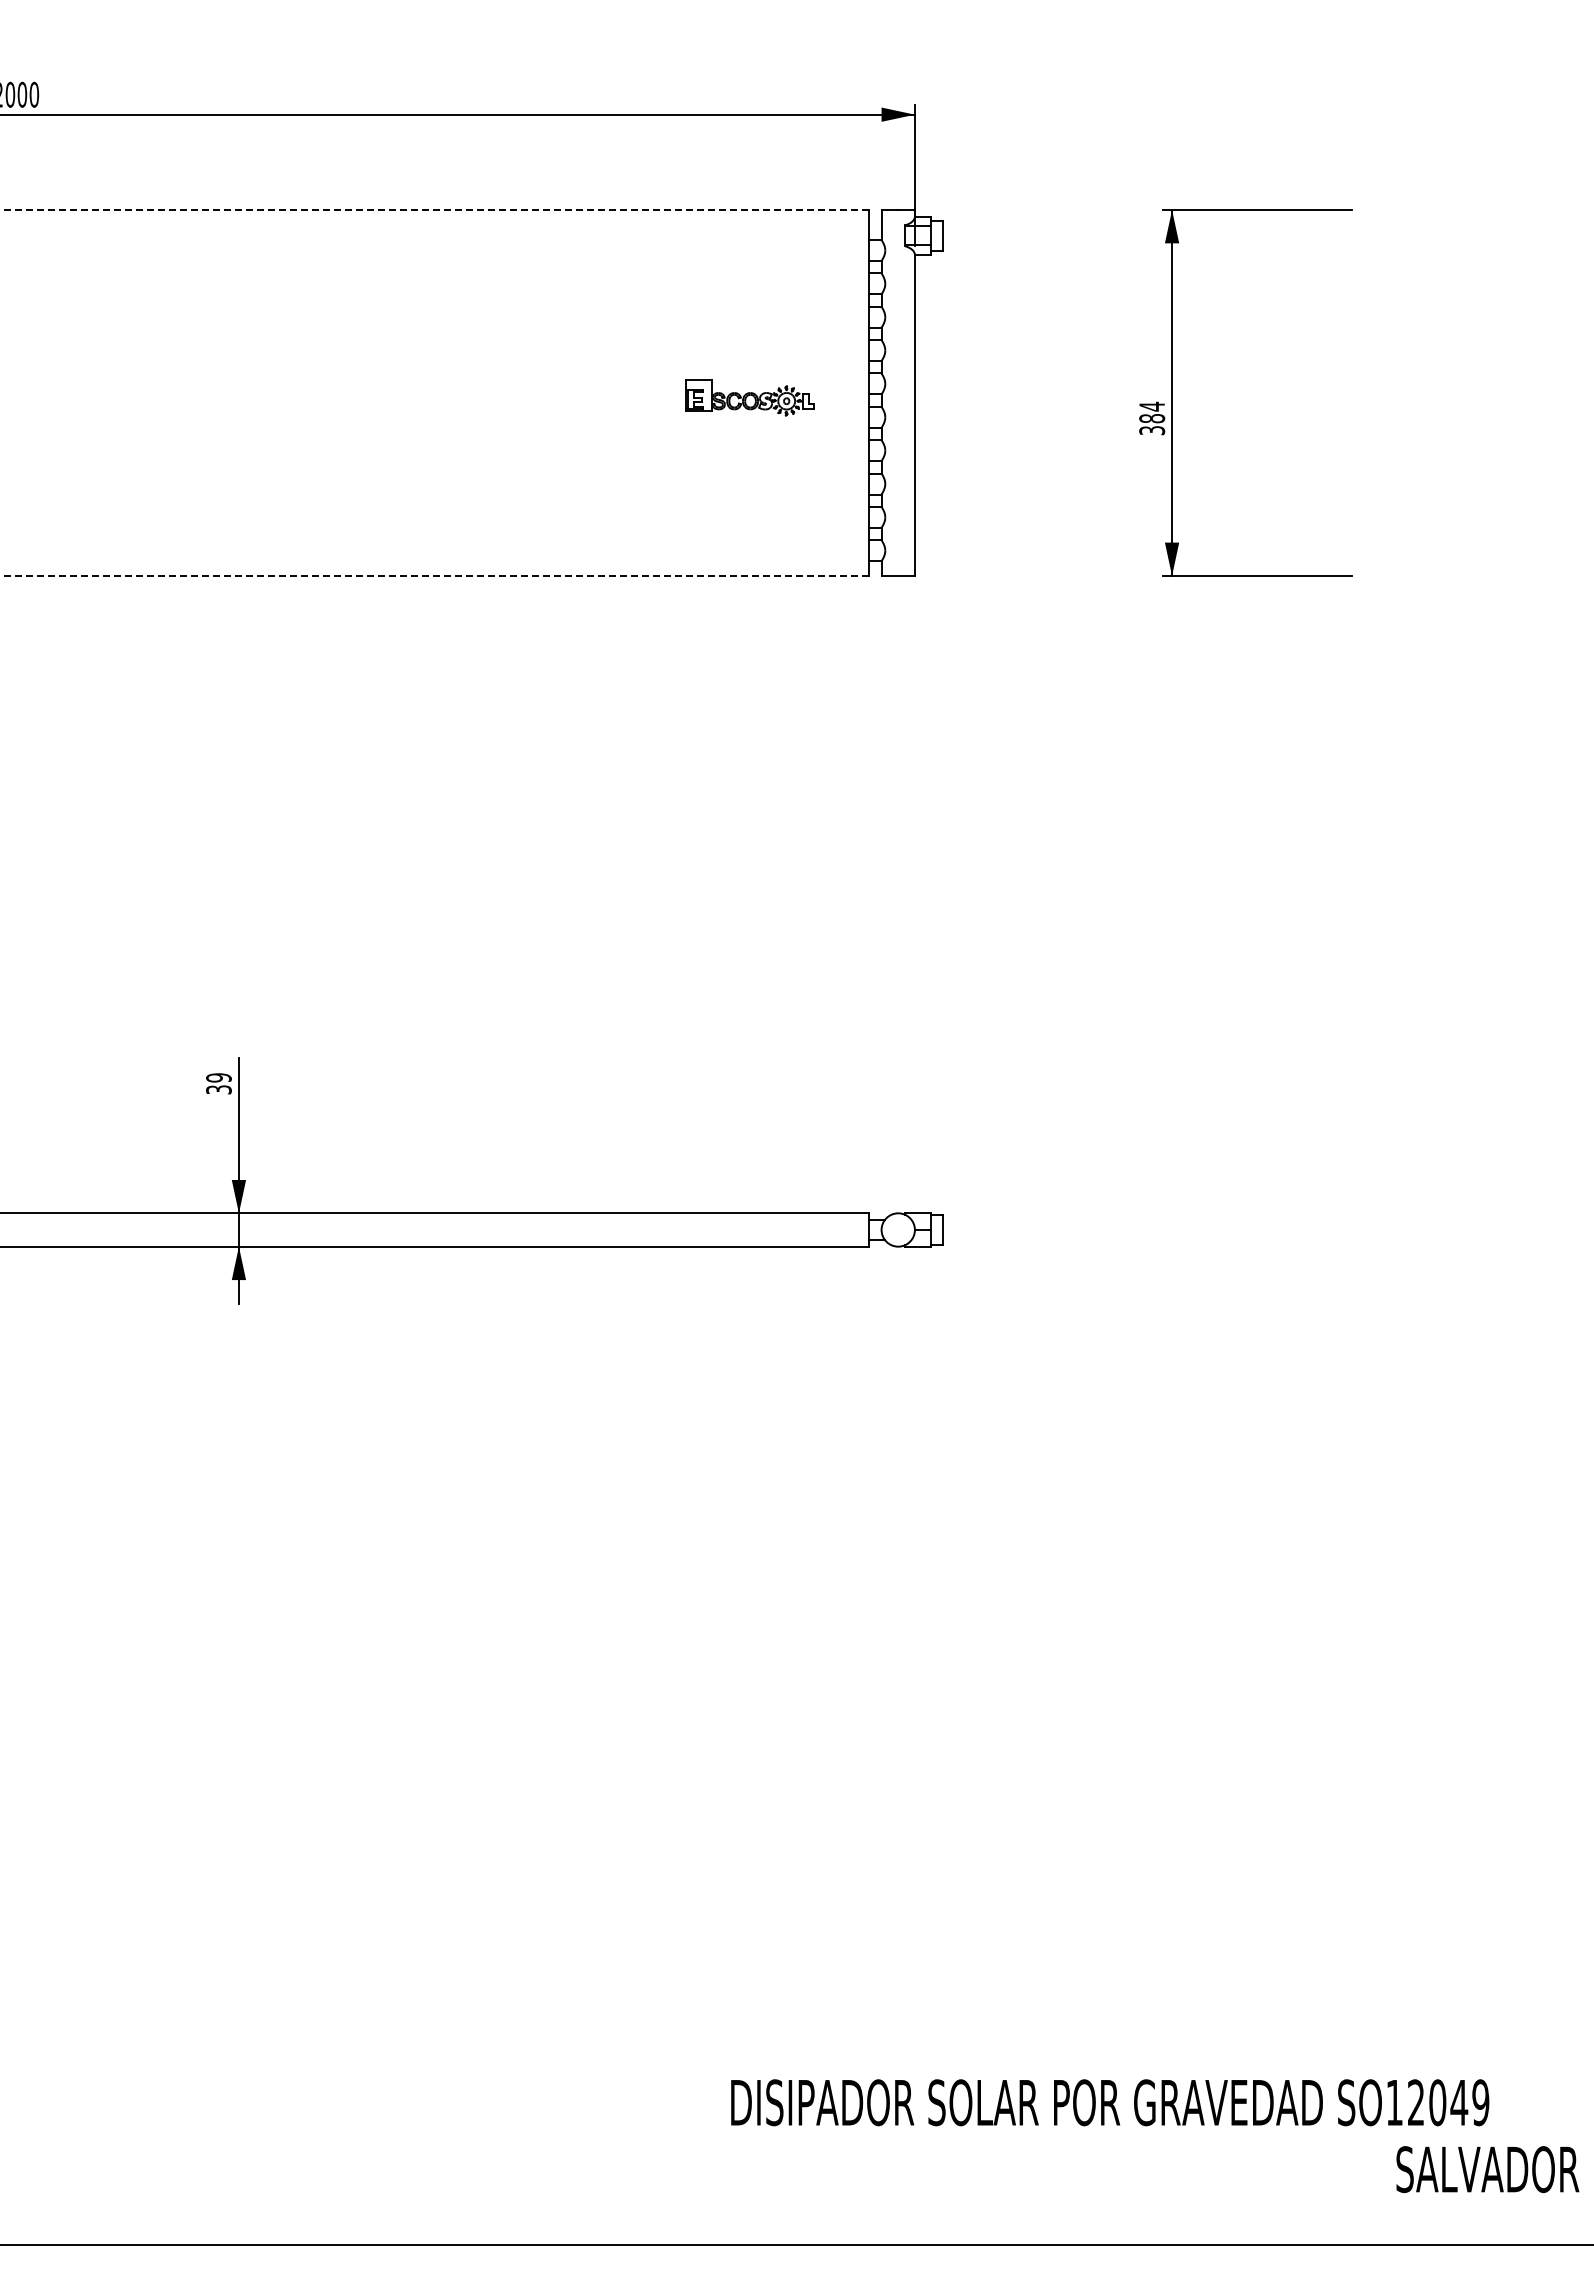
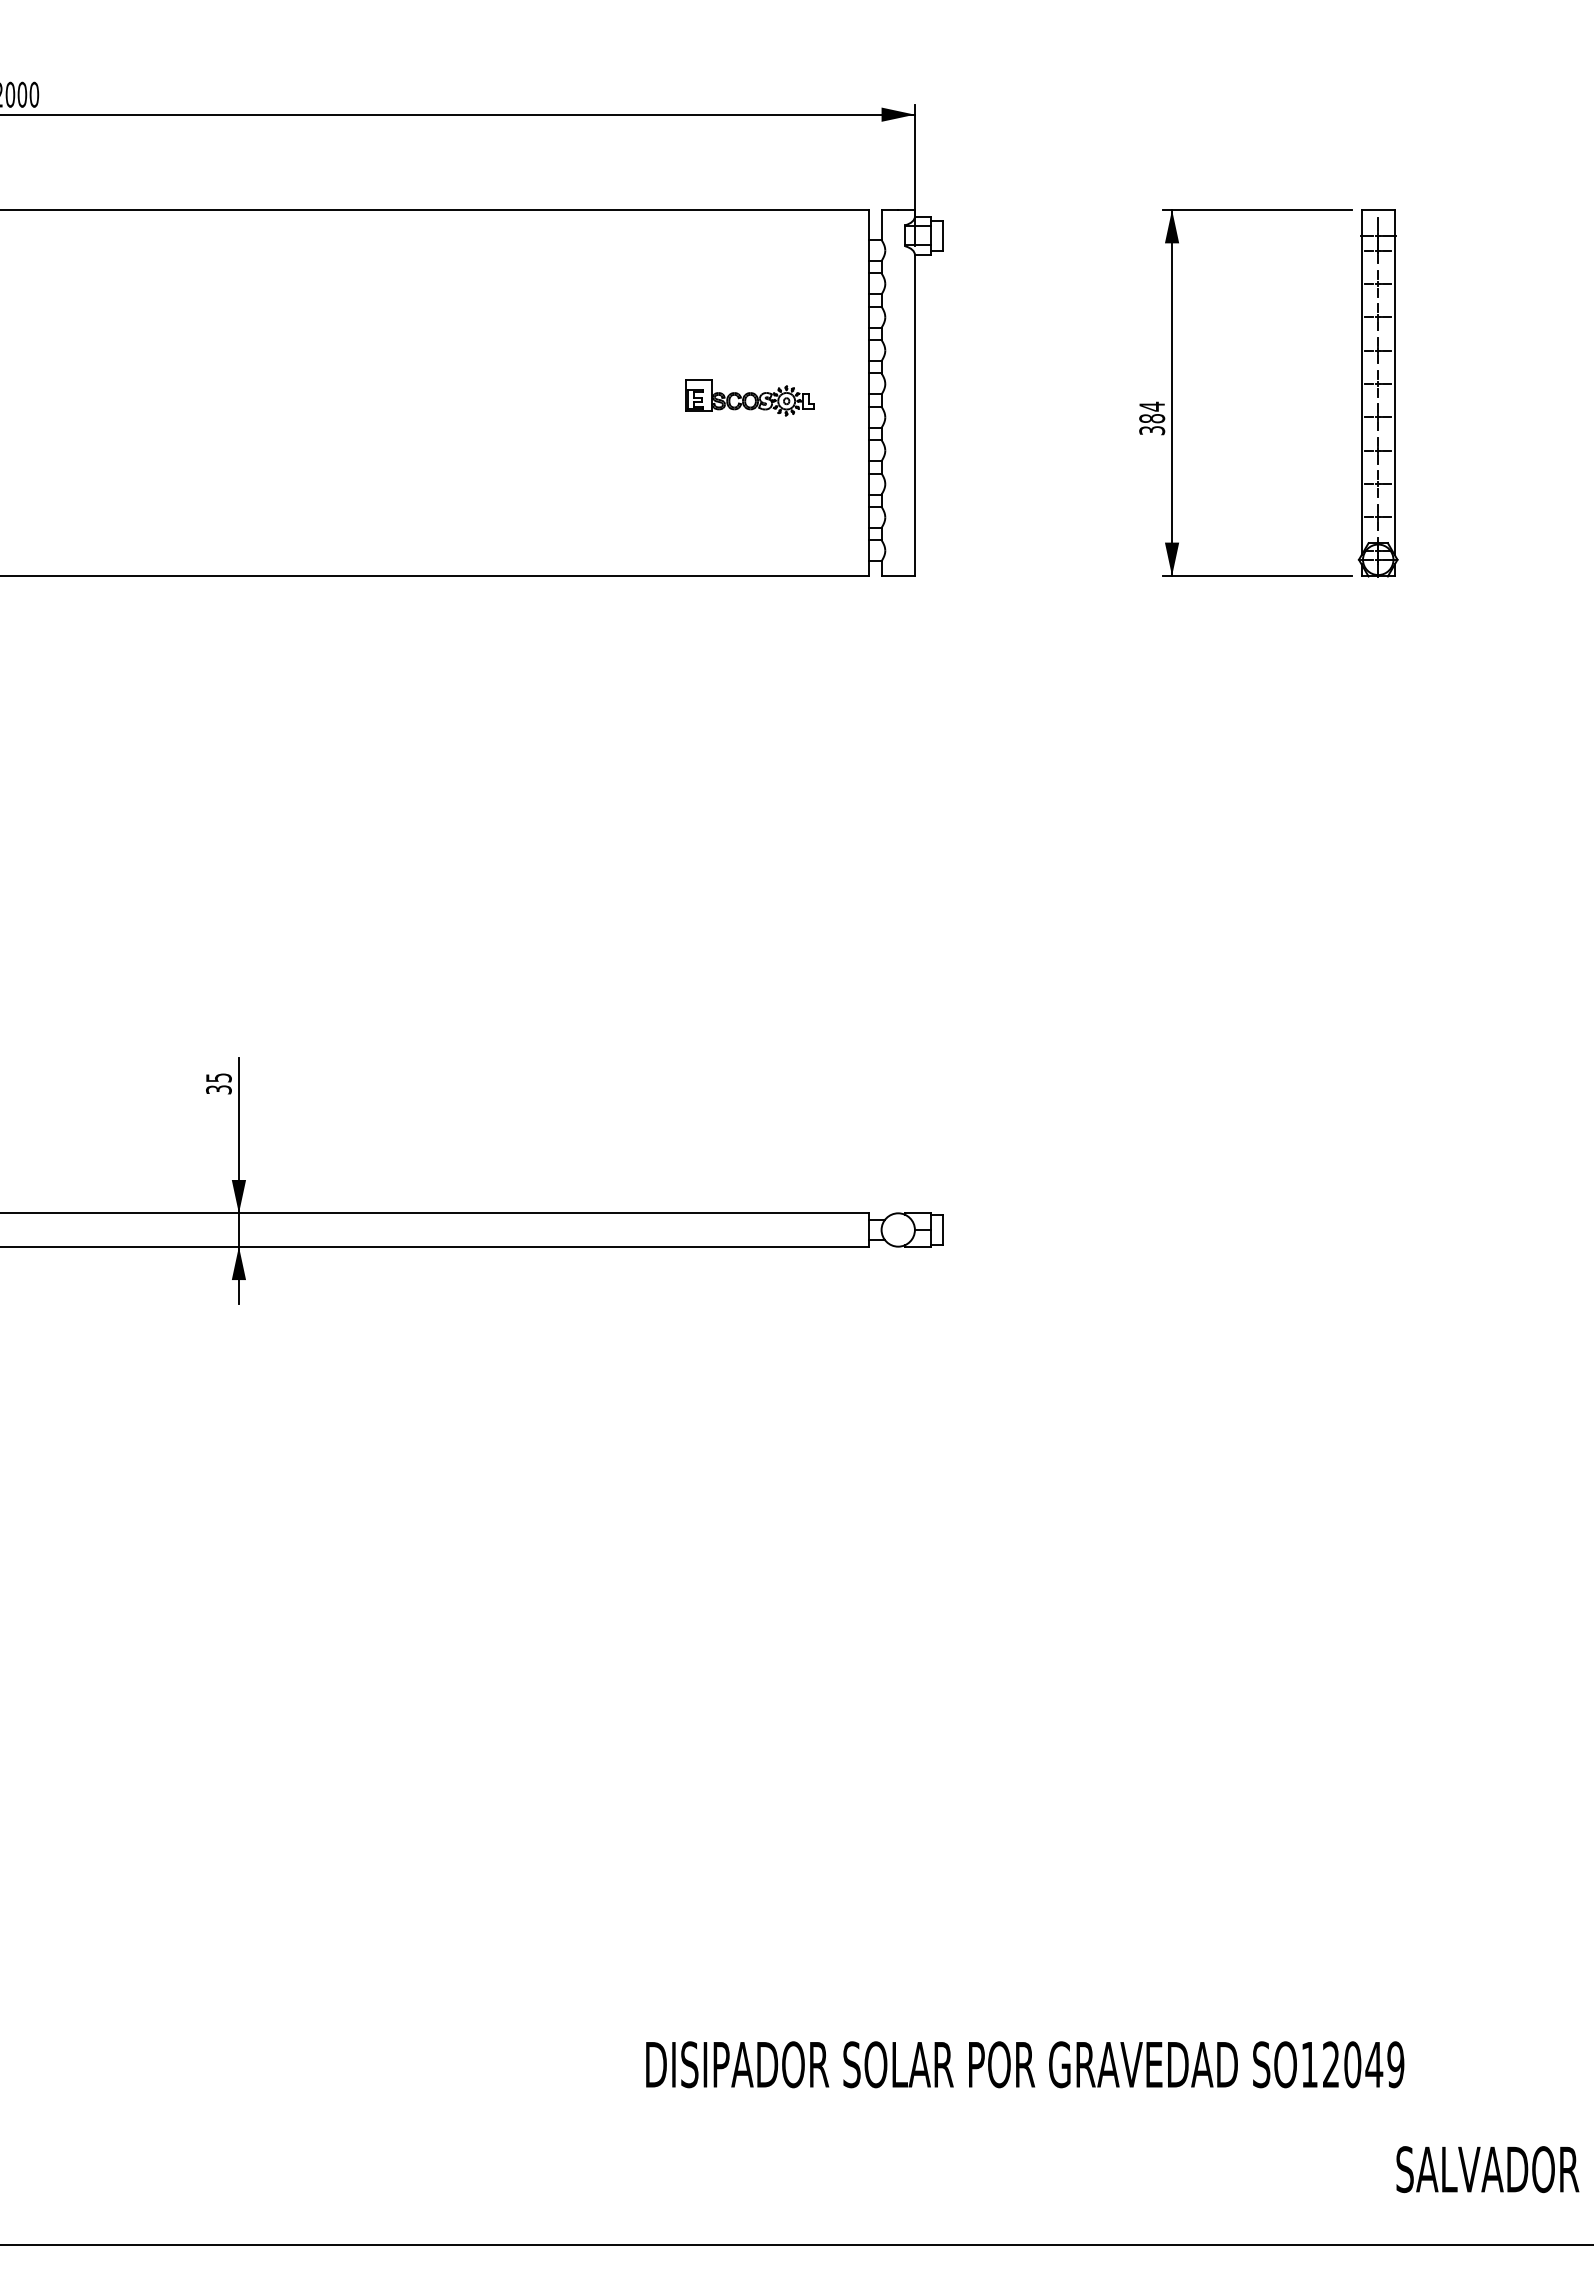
line: dashed -> solid (434, 210)
part: none -> present (1377, 393)
line: dashed -> solid (434, 576)
text: 39 -> 35 (218, 1077)
text position: (1110, 2102) -> (1025, 2064) (1025, 2064)
